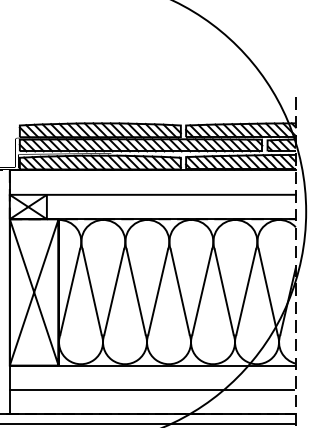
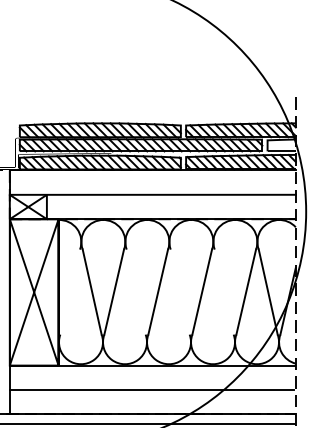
hatch: present -> none (281, 145)
line: present -> none (70, 291)
line: present -> none (135, 291)
line: present -> none (179, 291)
line: present -> none (223, 291)
